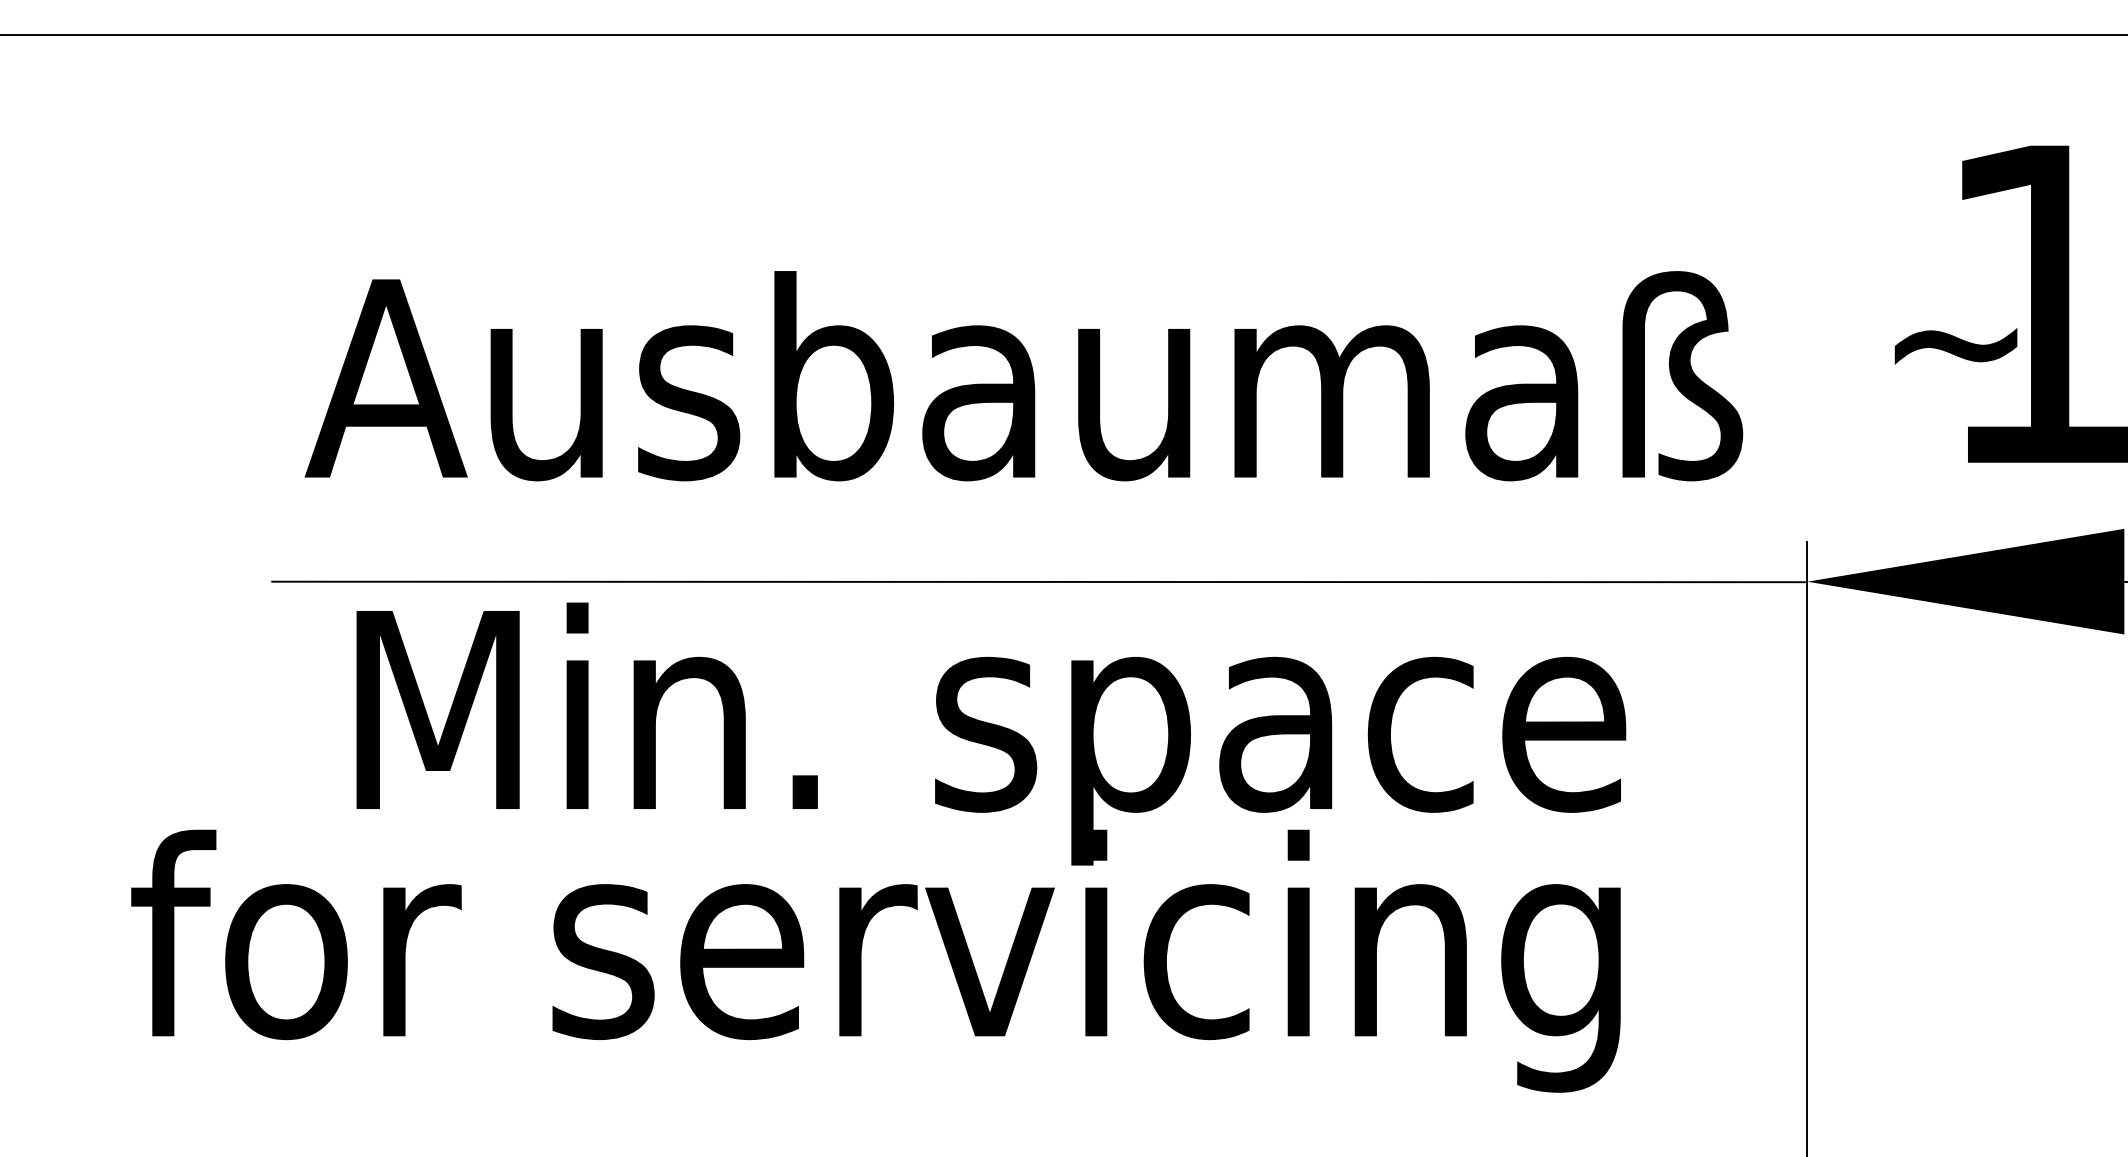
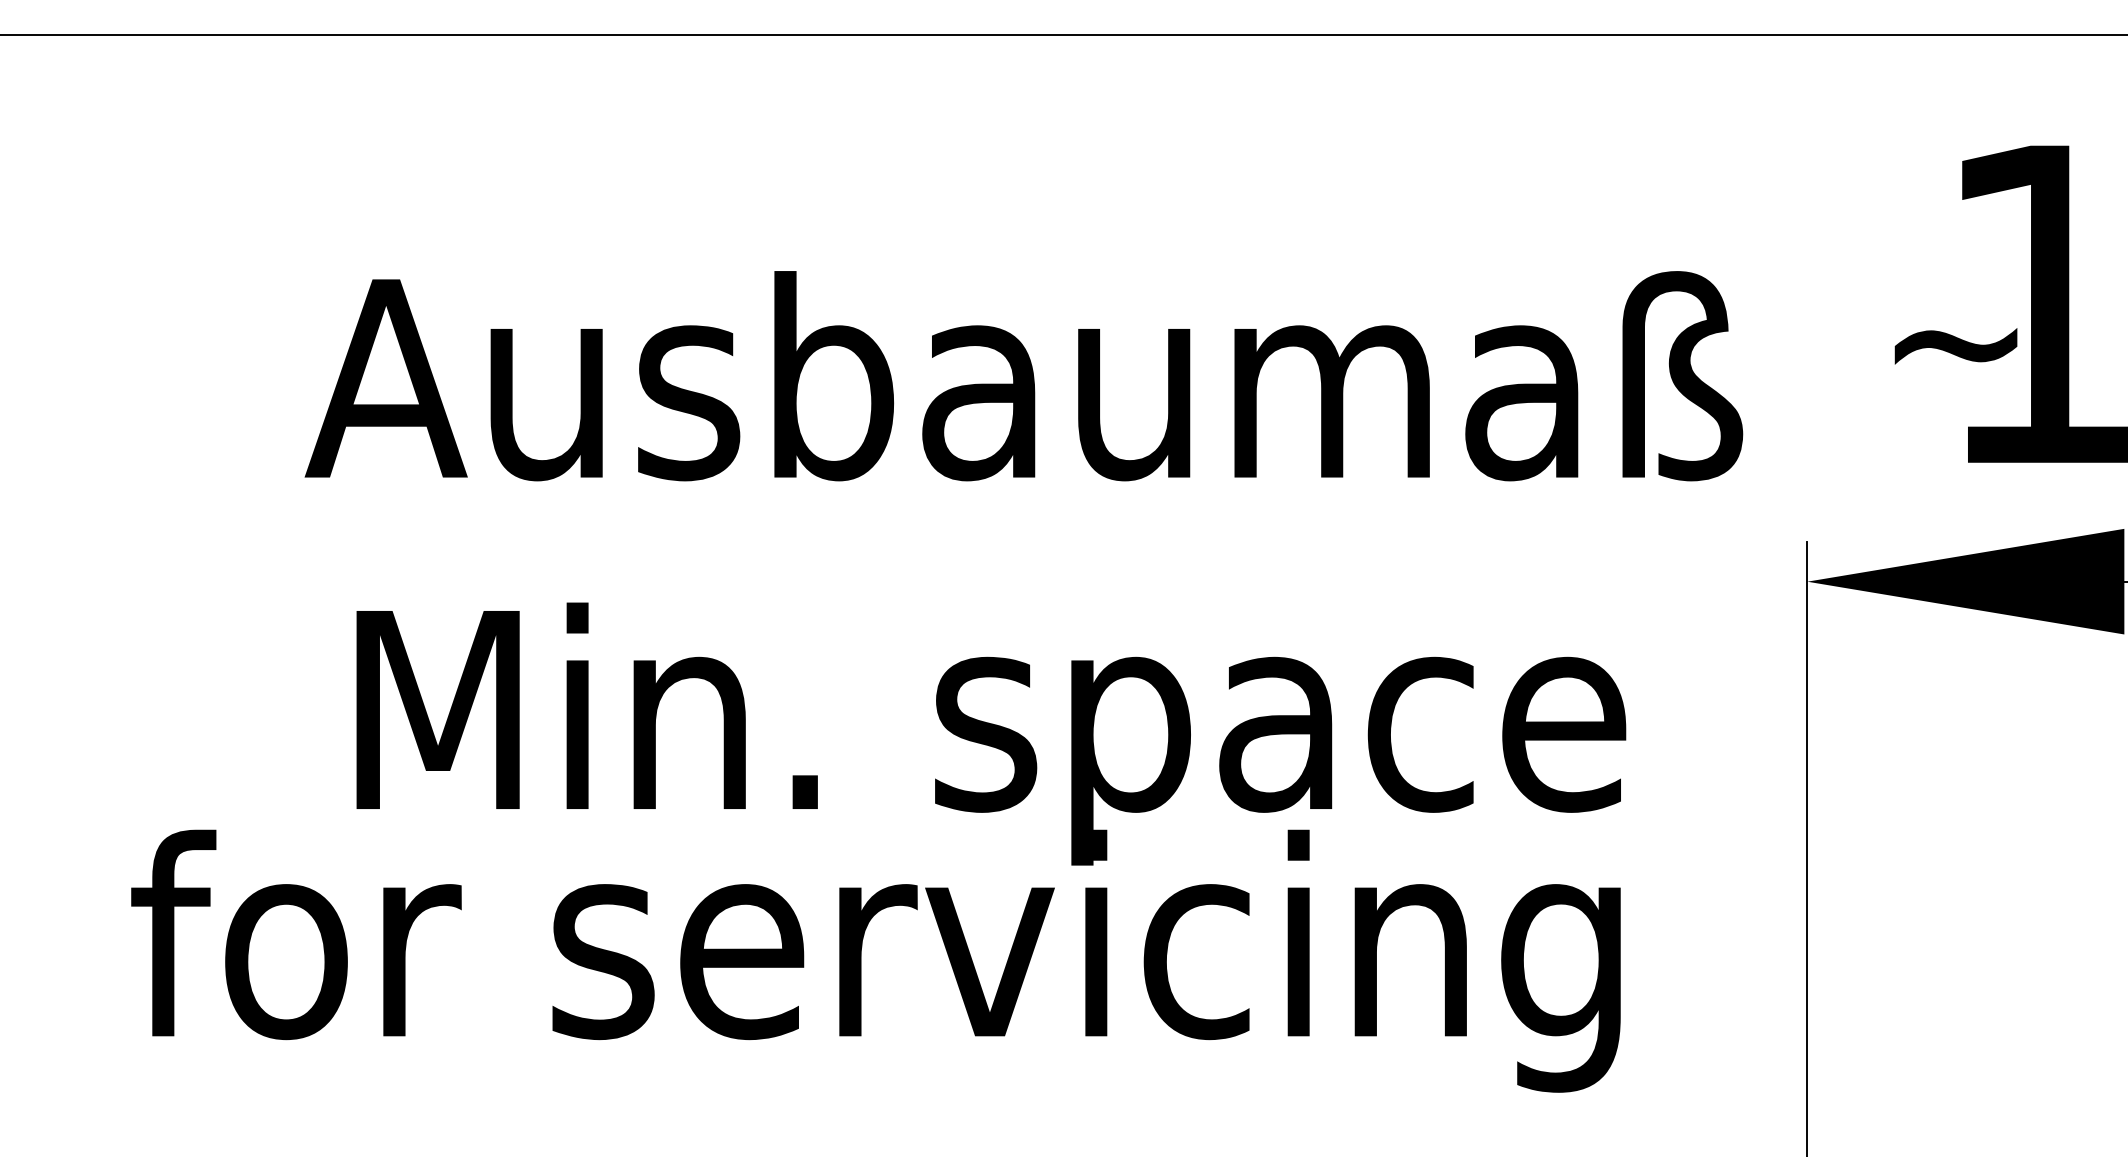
line: present -> none (1038, 581)
